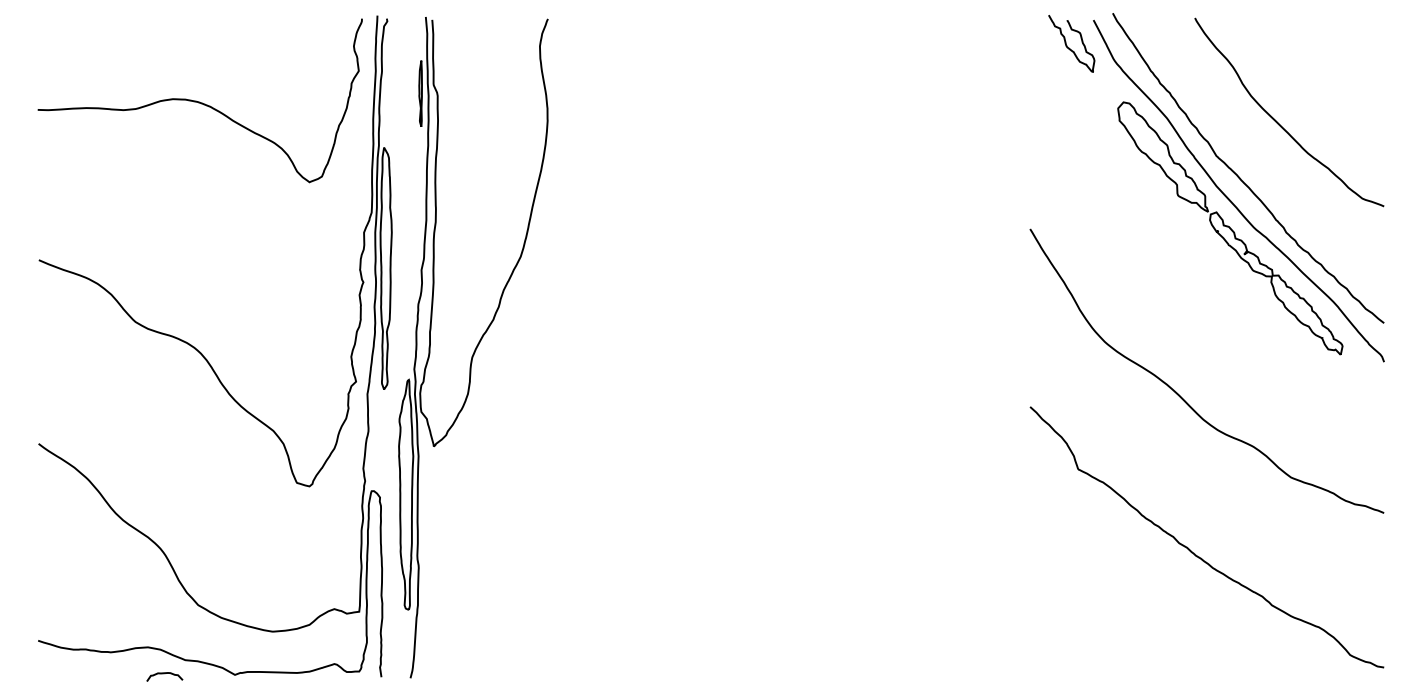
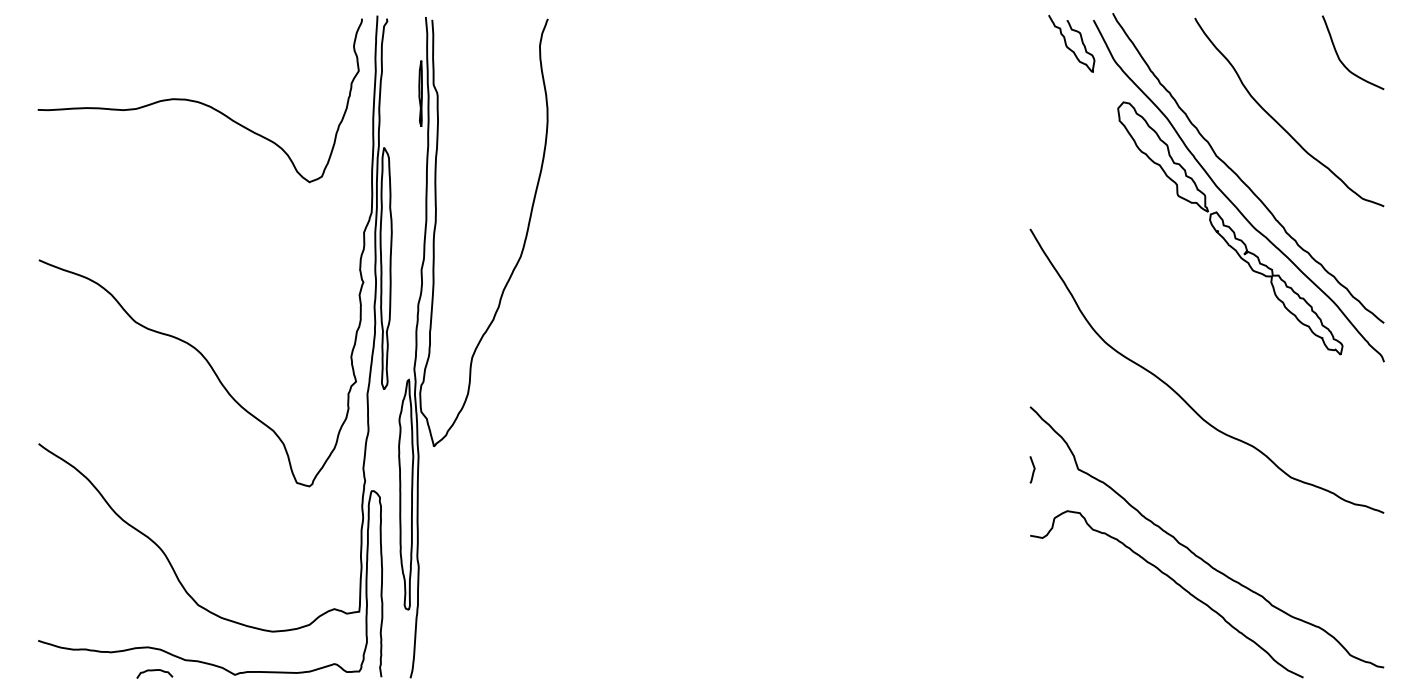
curve: none -> present (1342, 61)
curve: none -> present (1033, 469)
curve: none -> present (1176, 584)
curve position: (164, 674) -> (154, 671) (154, 671)
